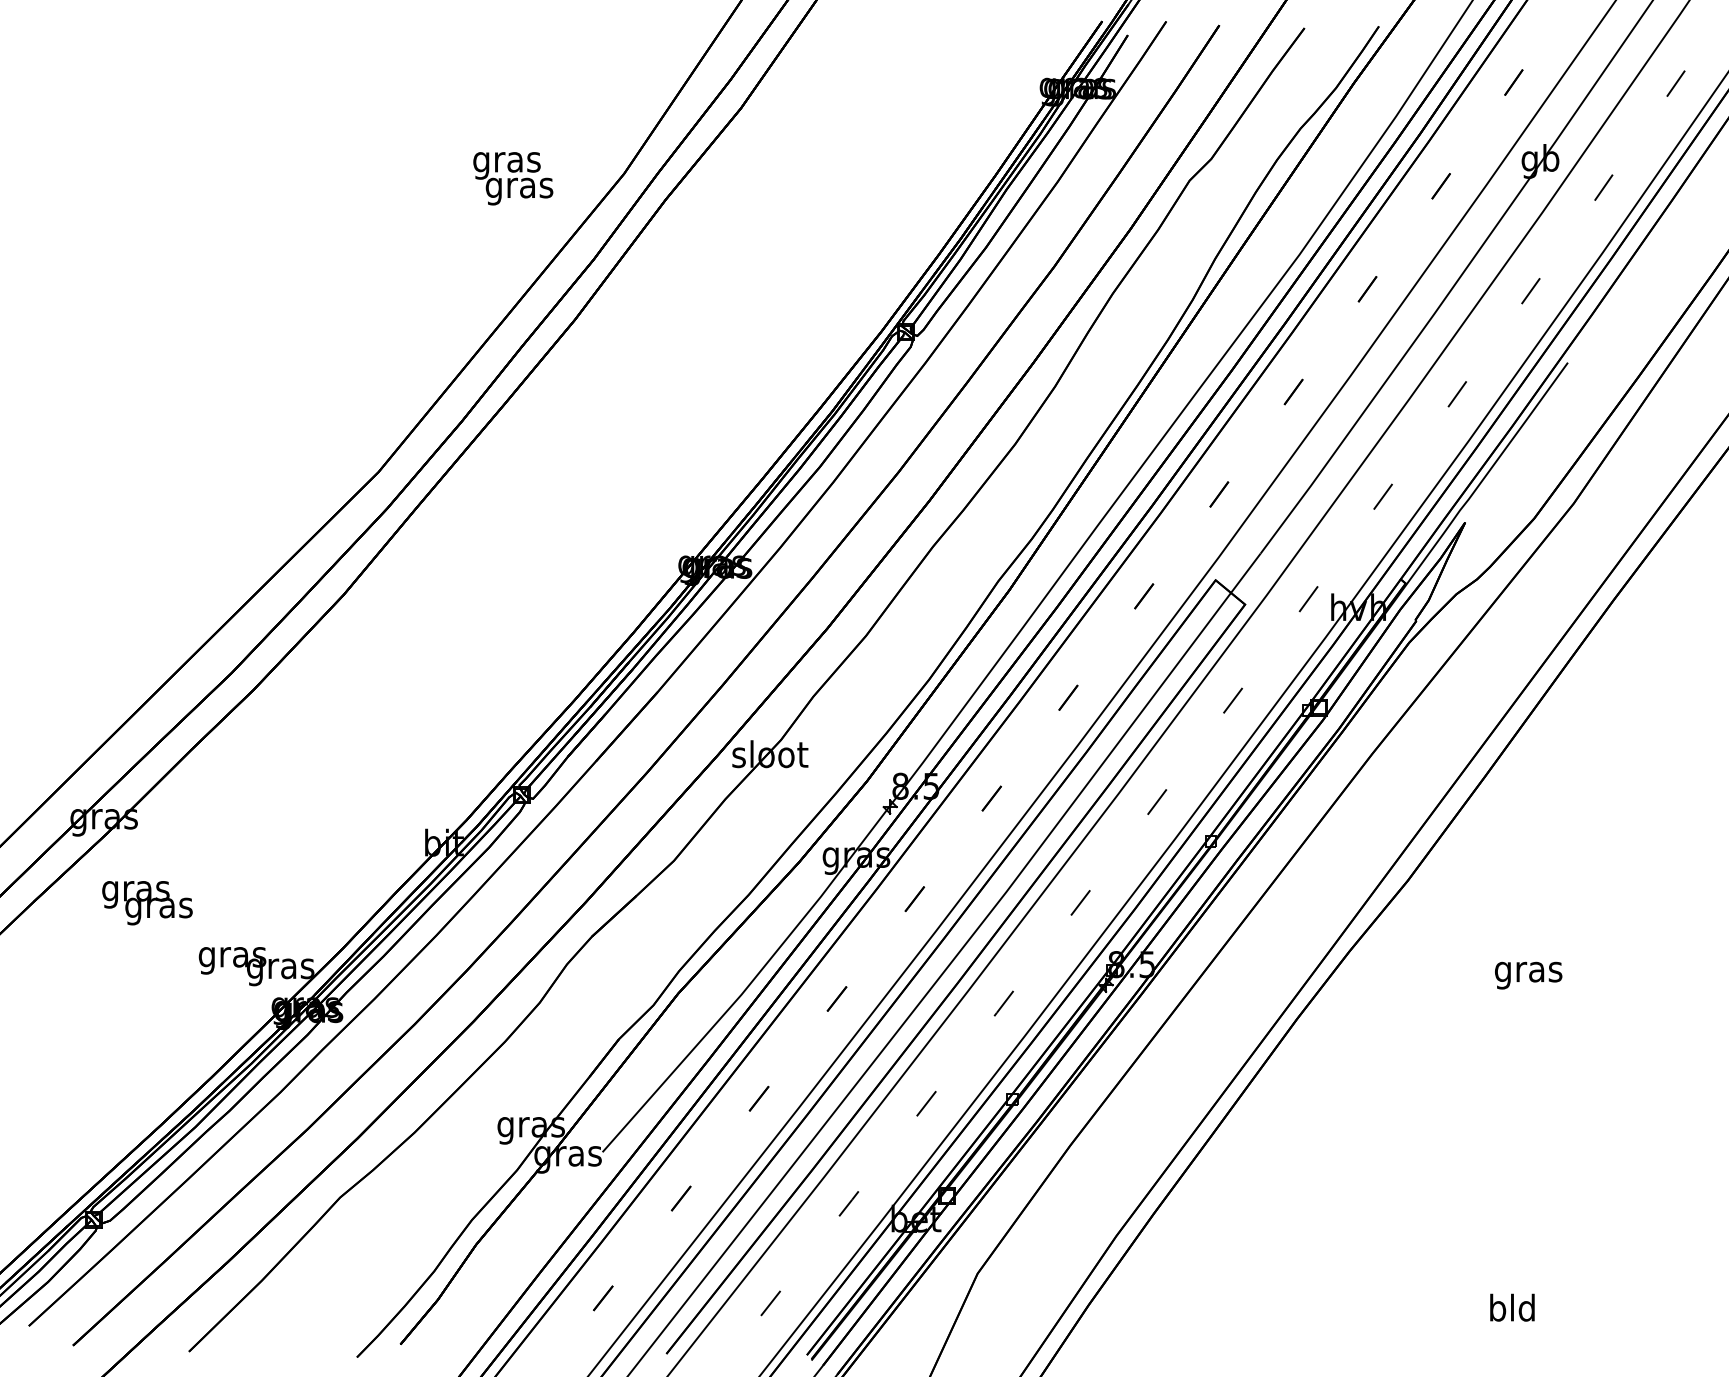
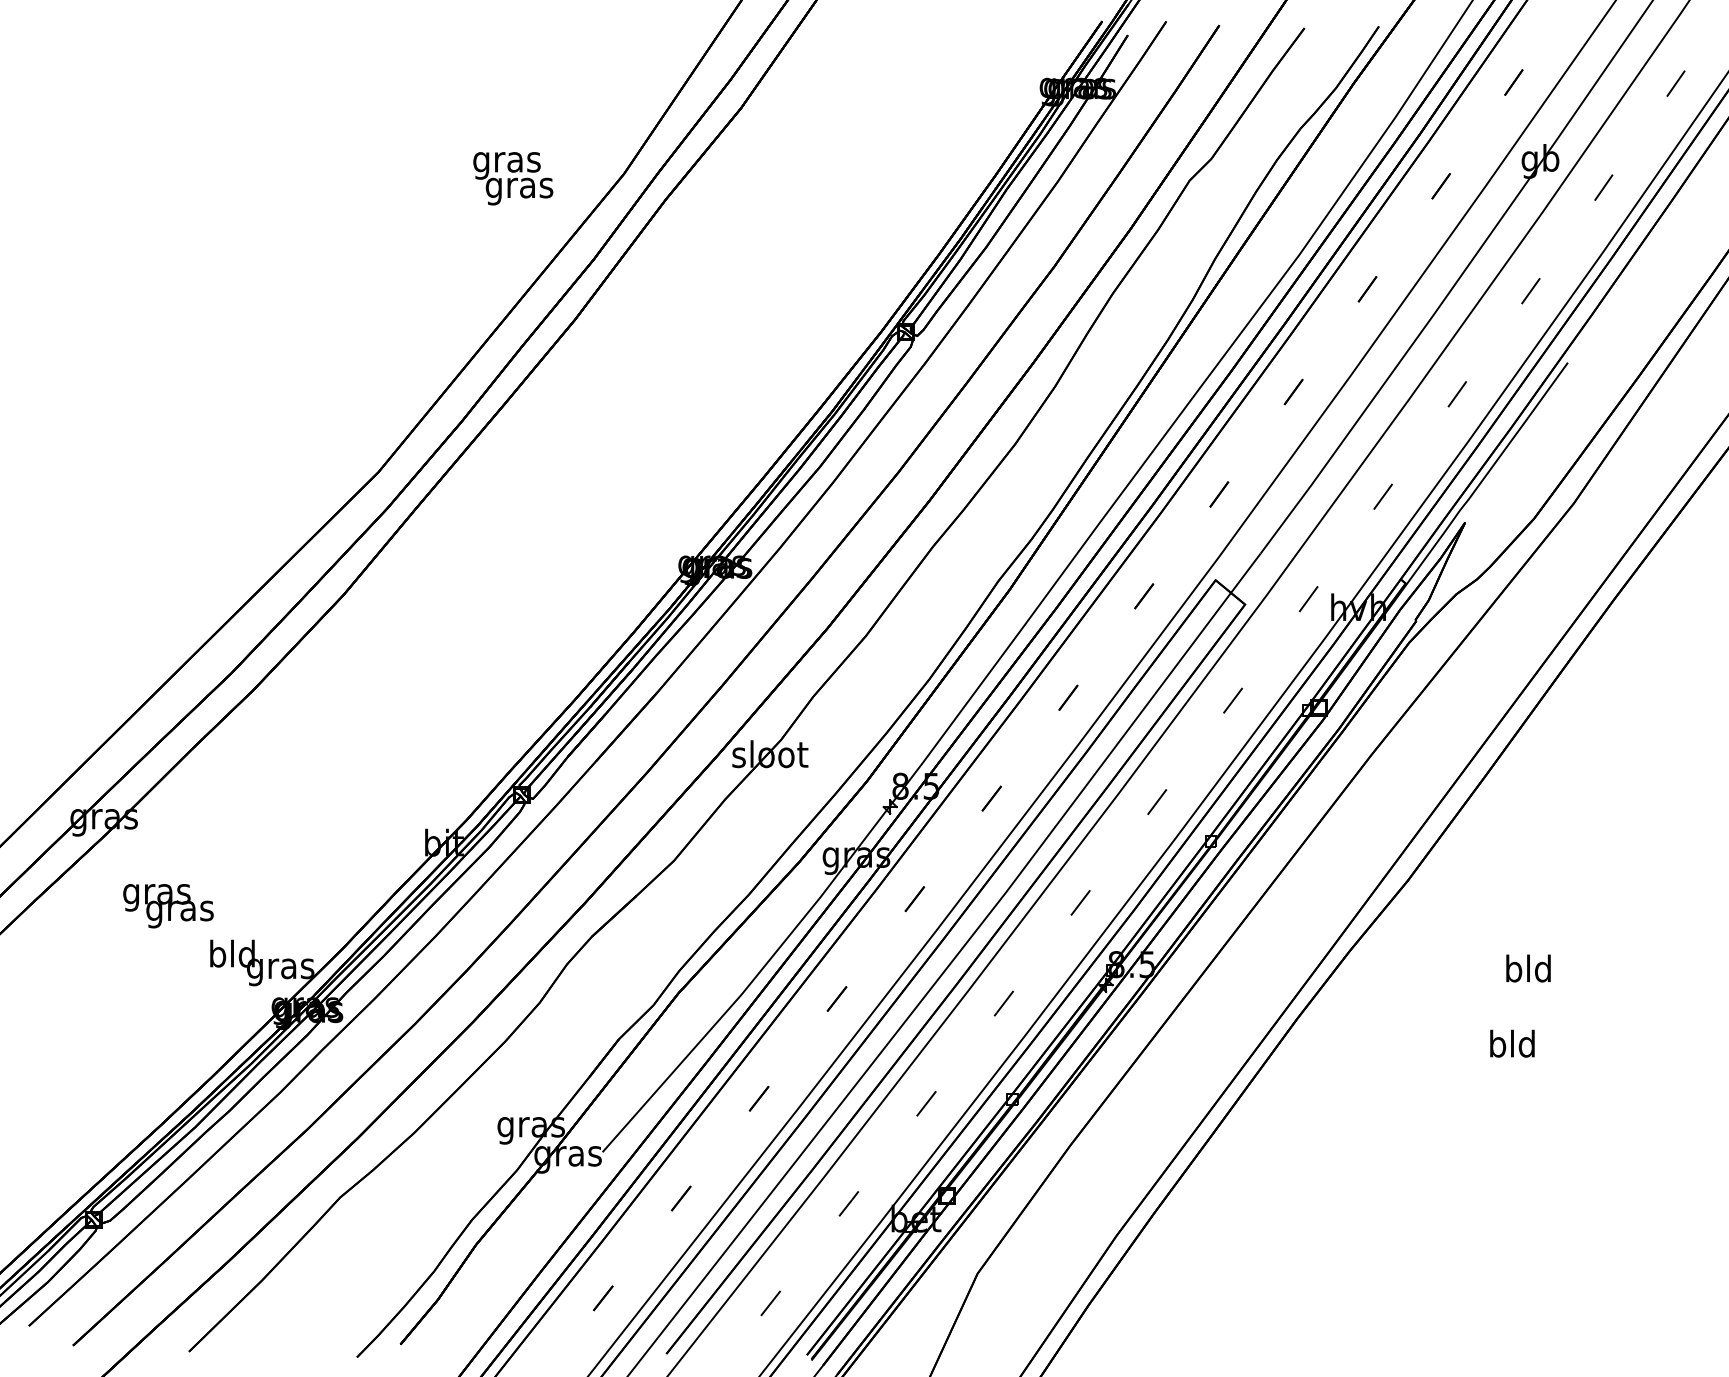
text position: (147, 903) -> (168, 906) (168, 906)
text: gras -> bld (232, 956)
text: gras -> bld (1528, 971)
text position: (1512, 1307) -> (1512, 1043) (1512, 1043)
